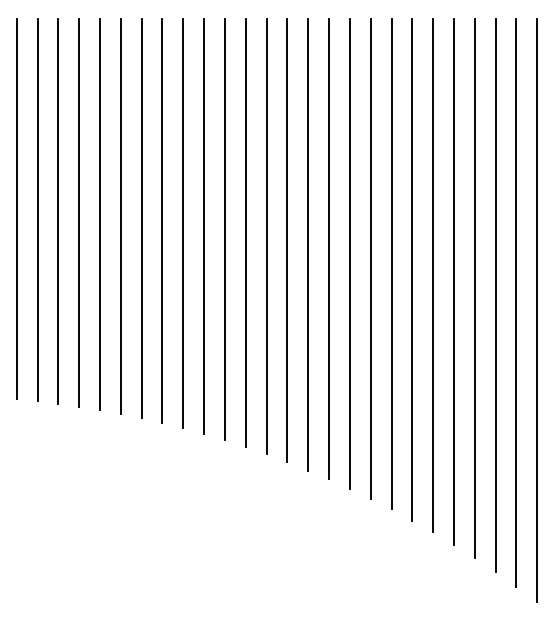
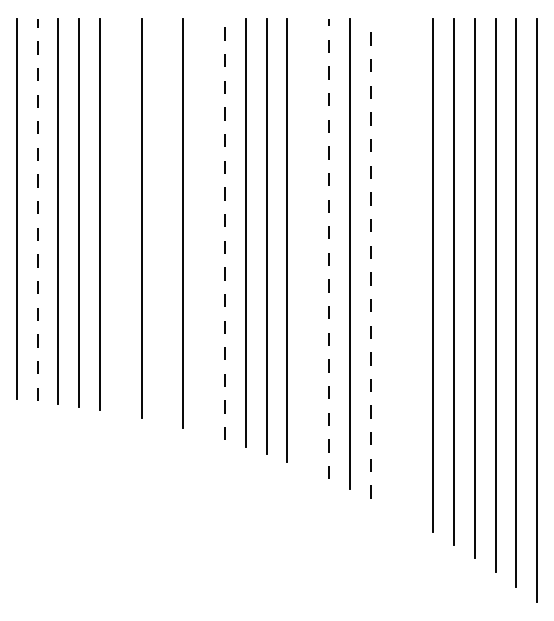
line: solid -> dashed (37, 209)
line: present -> none (120, 215)
line: present -> none (162, 220)
line: present -> none (204, 226)
line: solid -> dashed (224, 229)
line: present -> none (308, 244)
line: solid -> dashed (329, 248)
line: solid -> dashed (370, 258)
line: present -> none (391, 263)
line: present -> none (412, 269)
